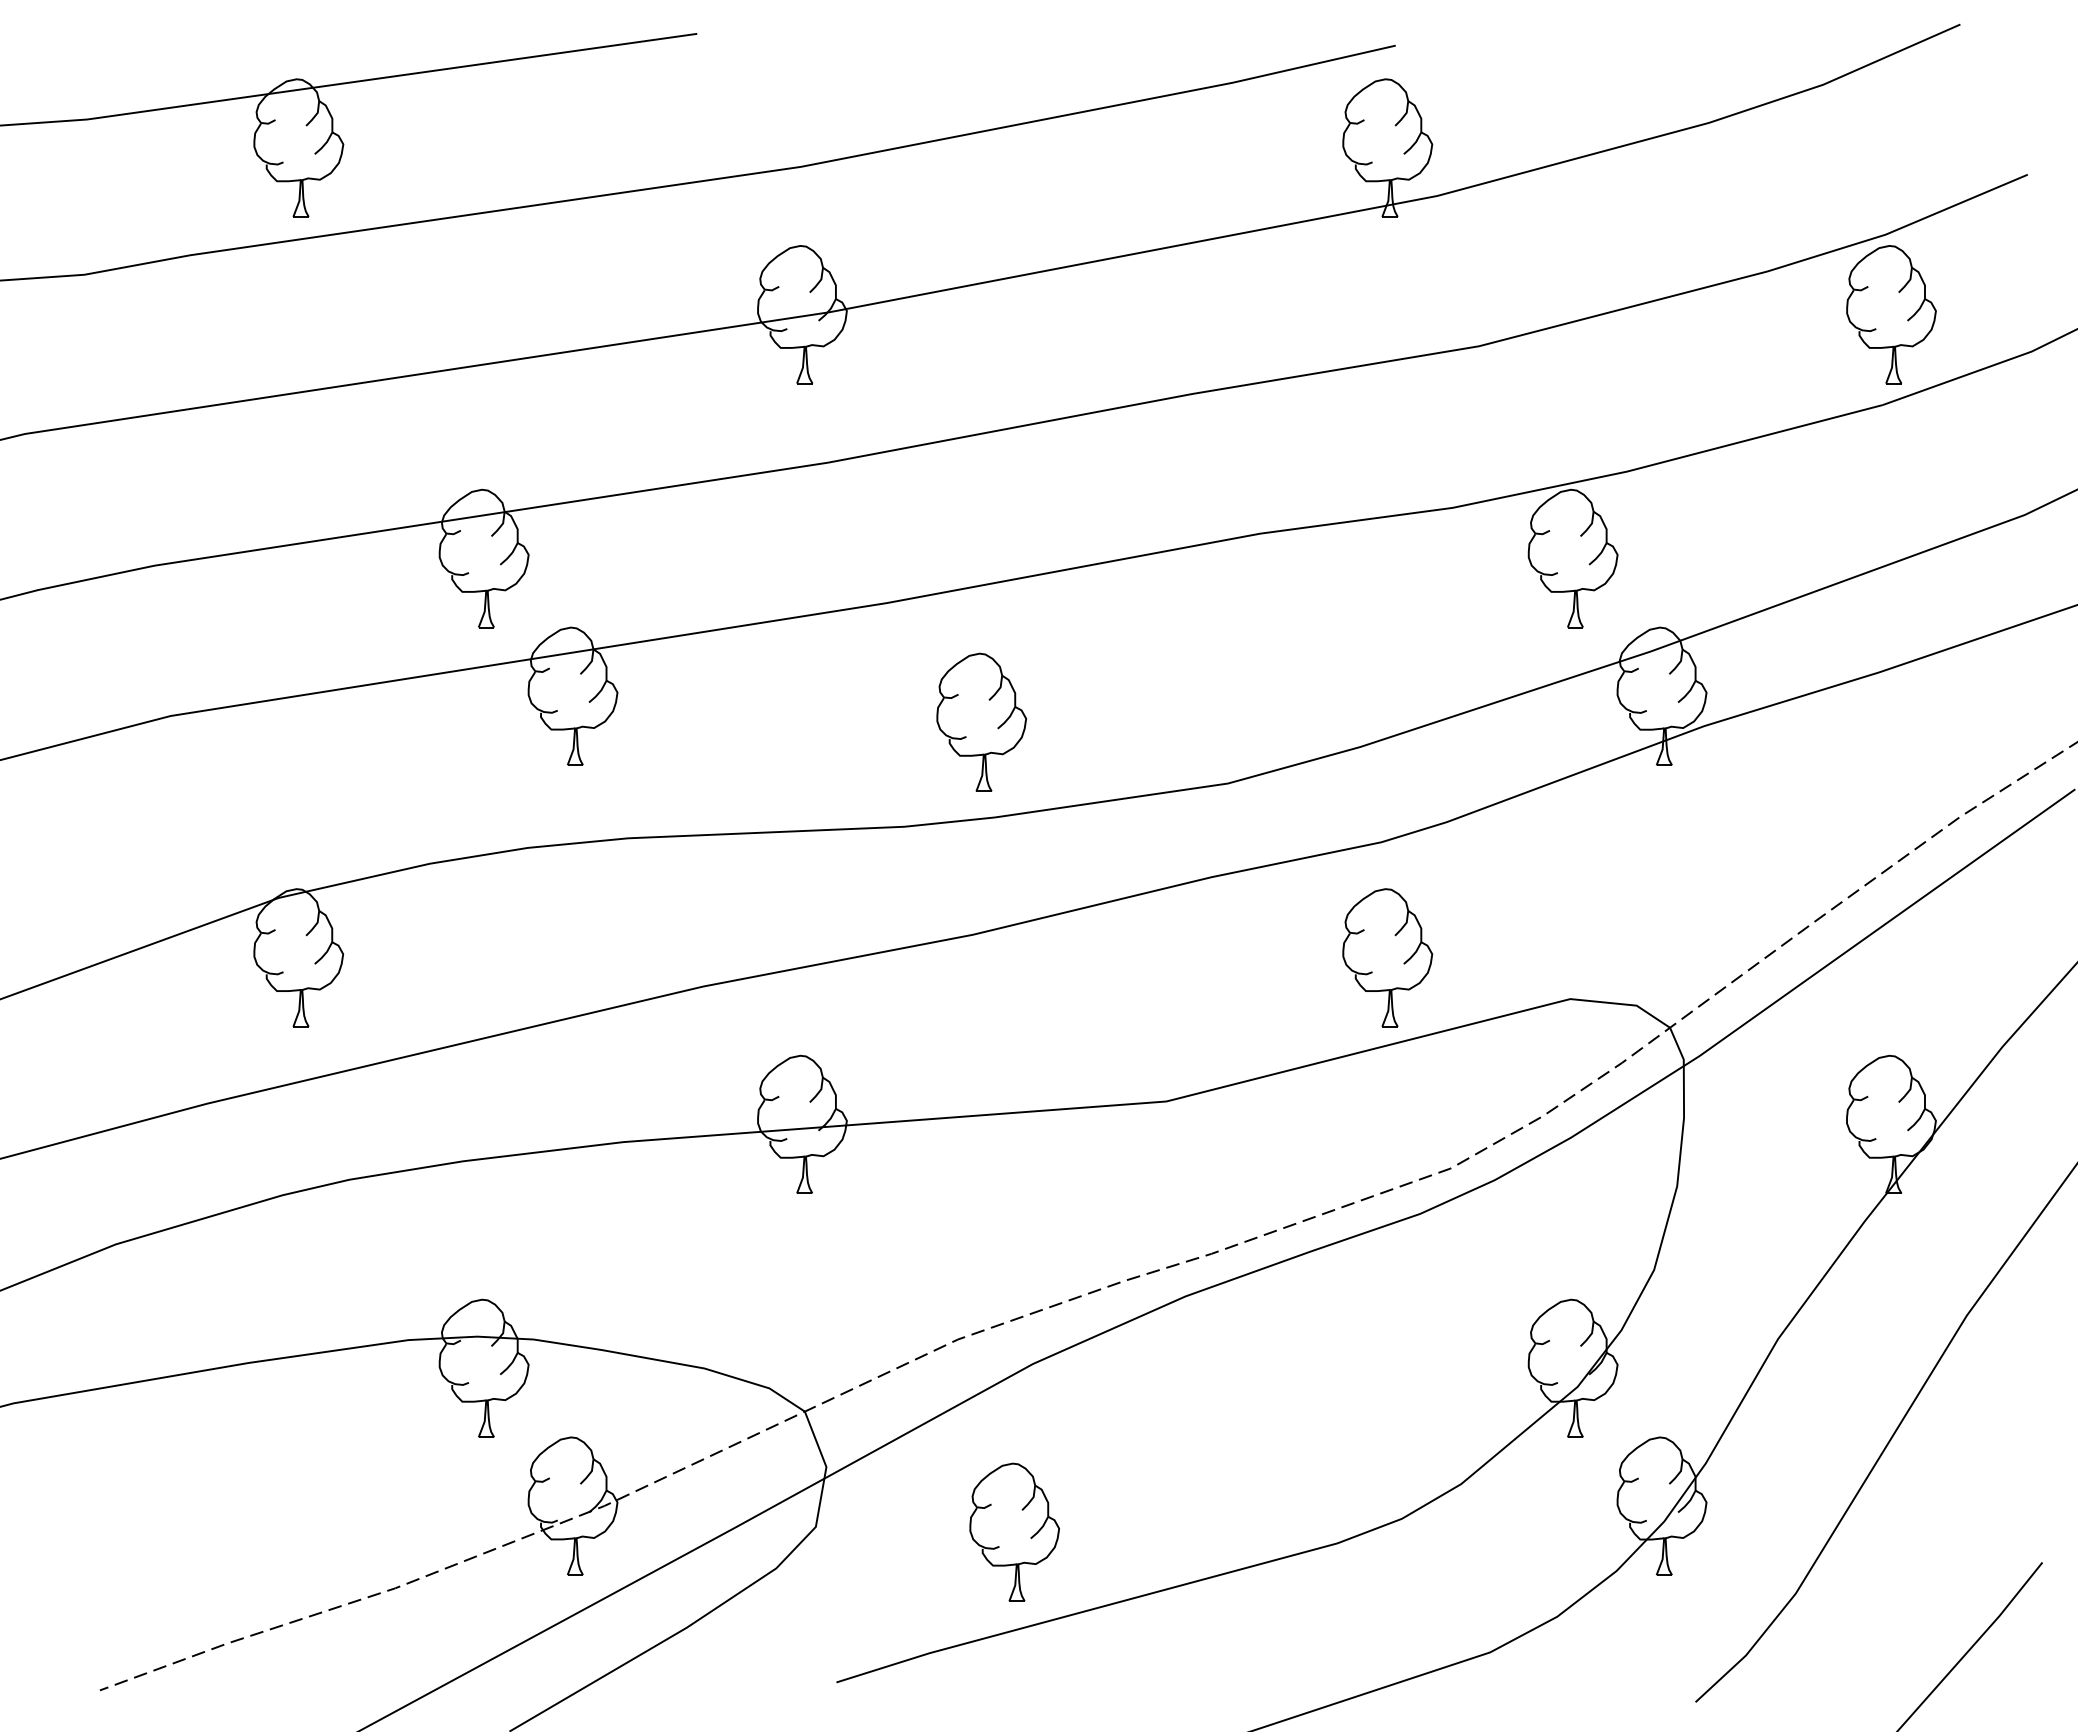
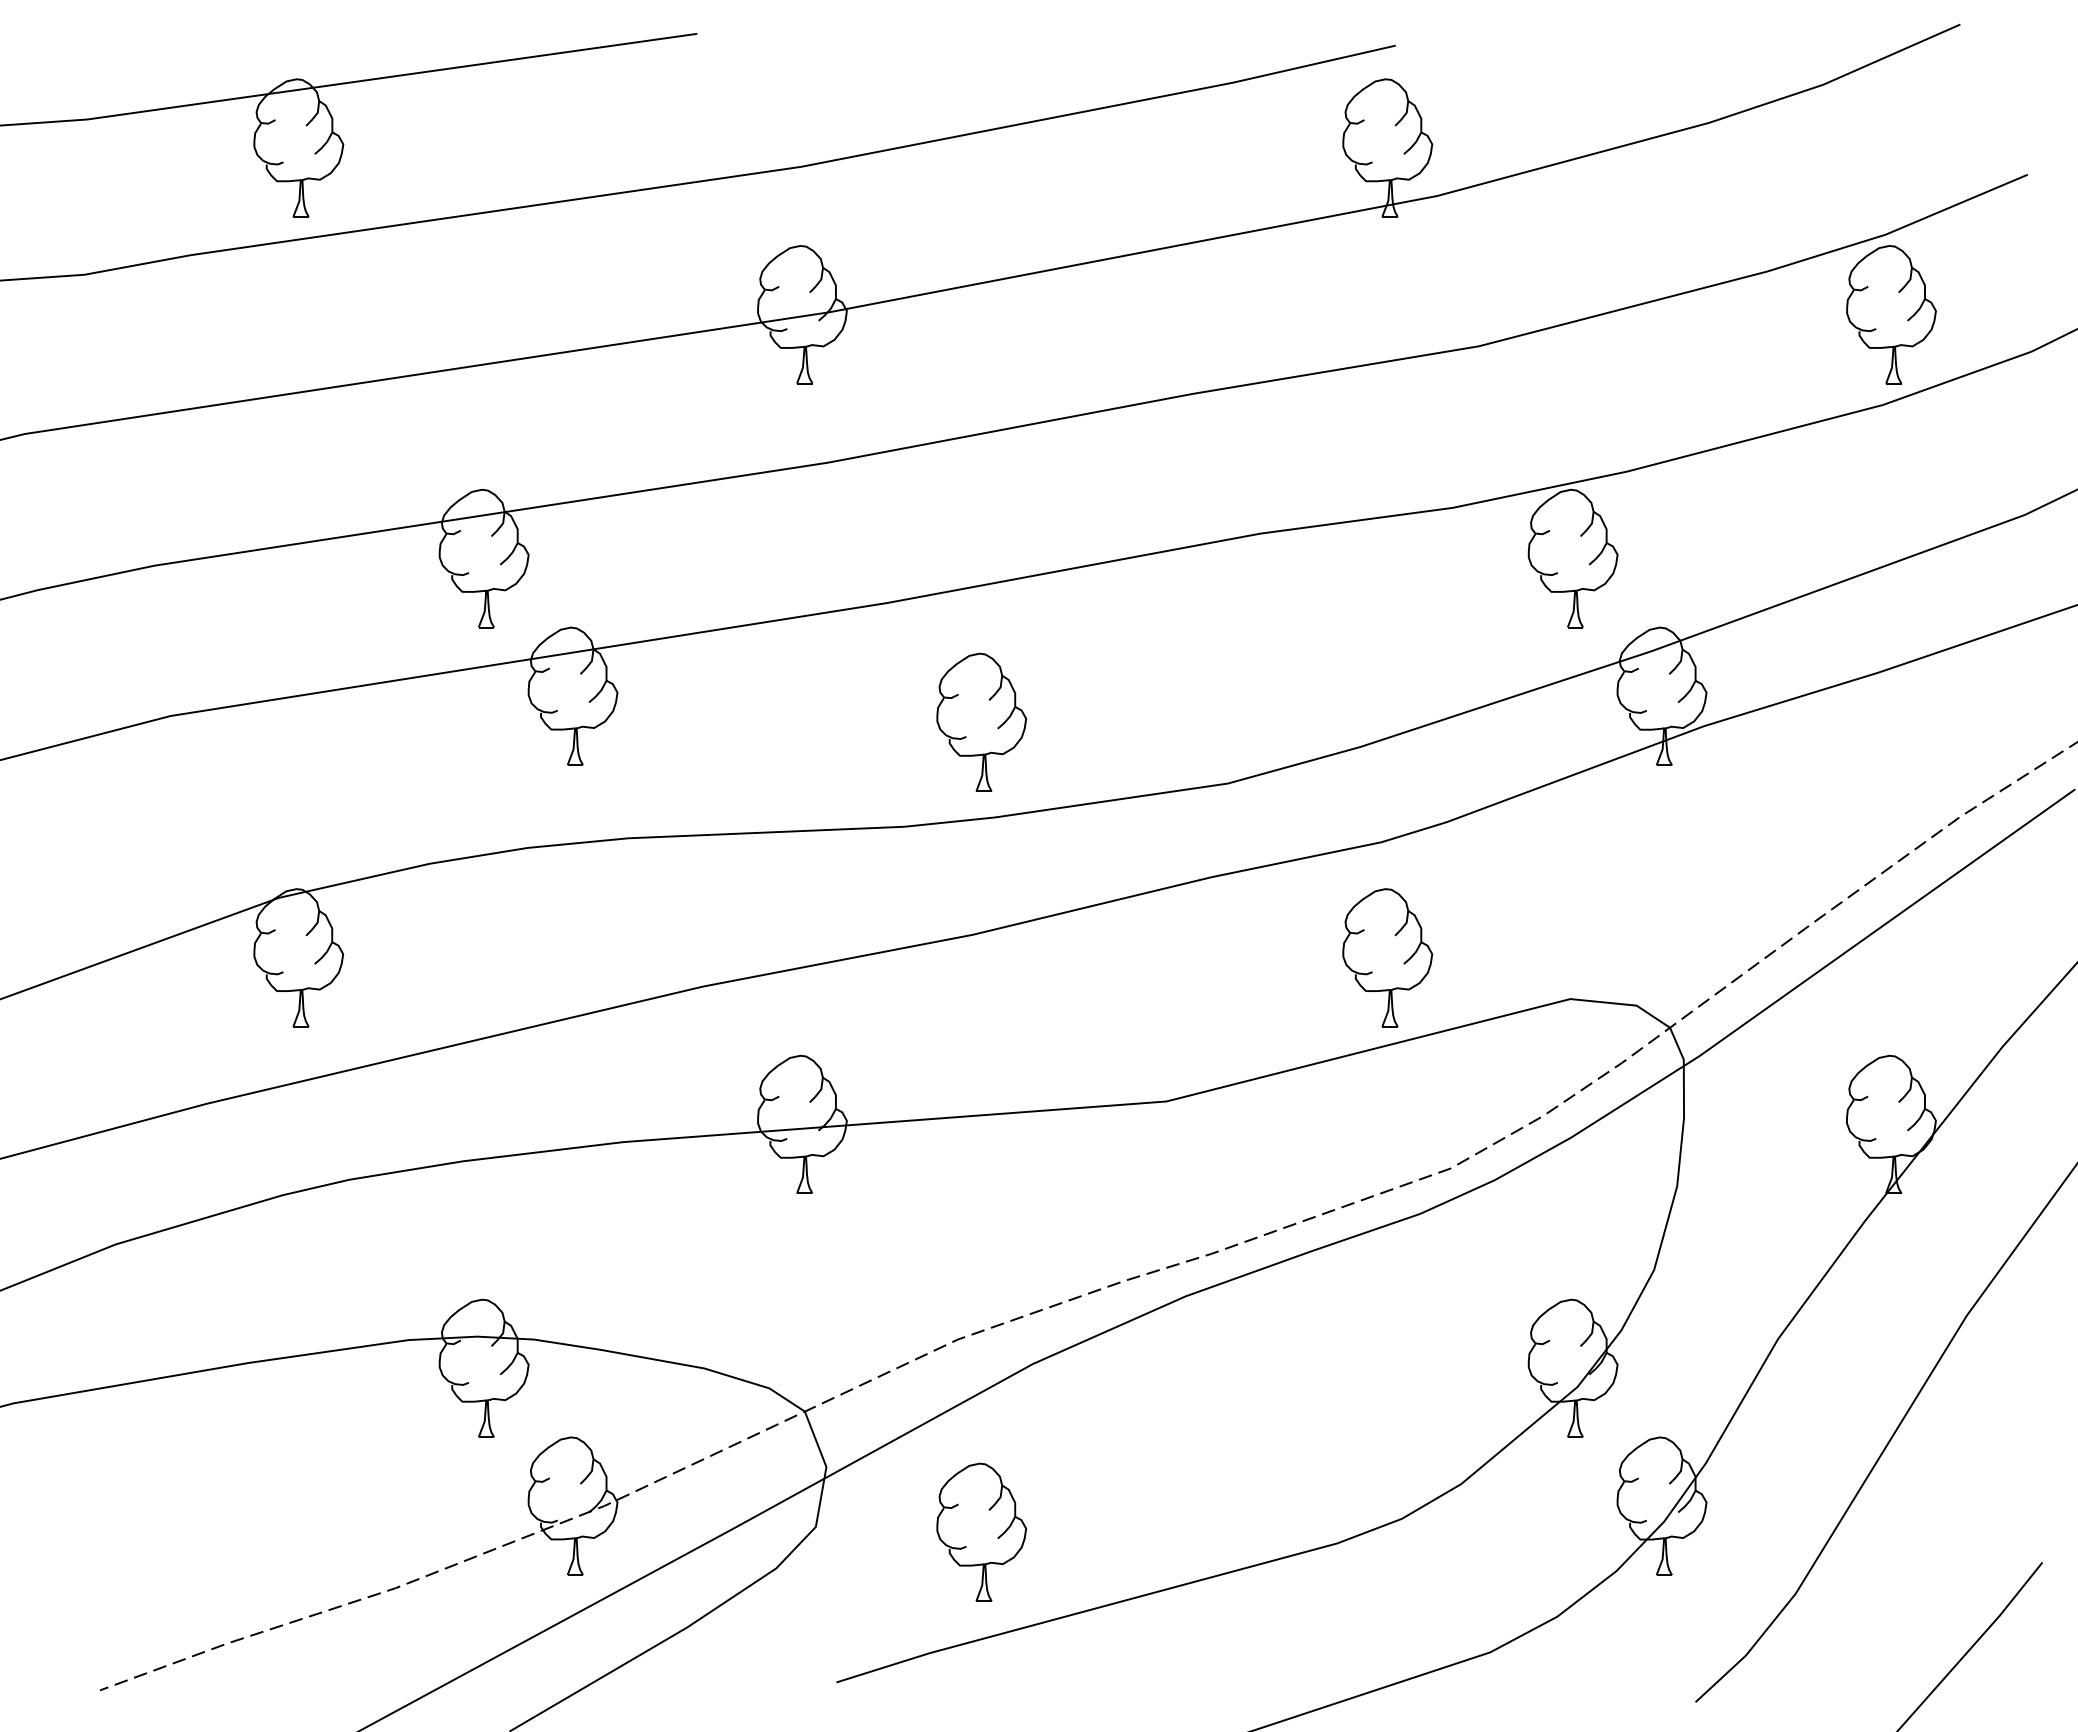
part position: (1014, 1531) -> (981, 1531) (981, 1531)
